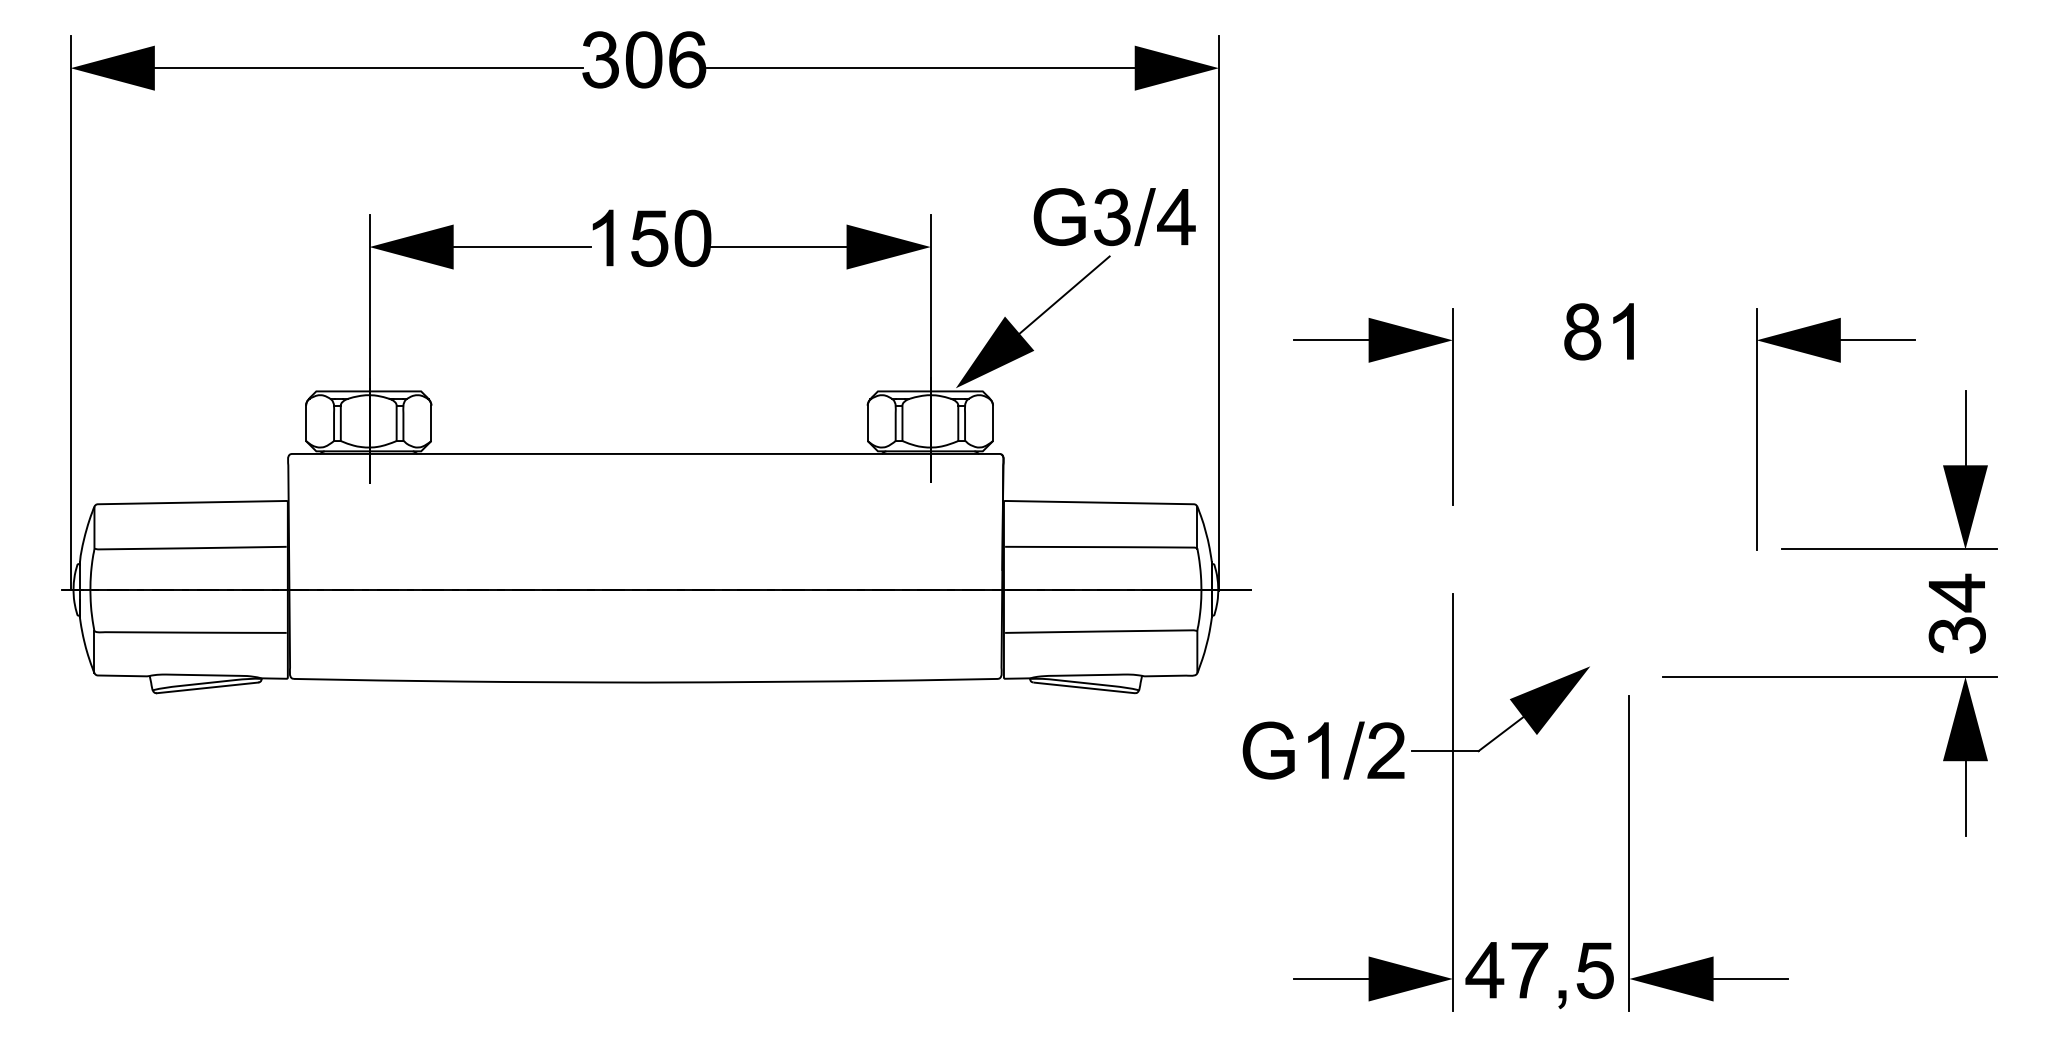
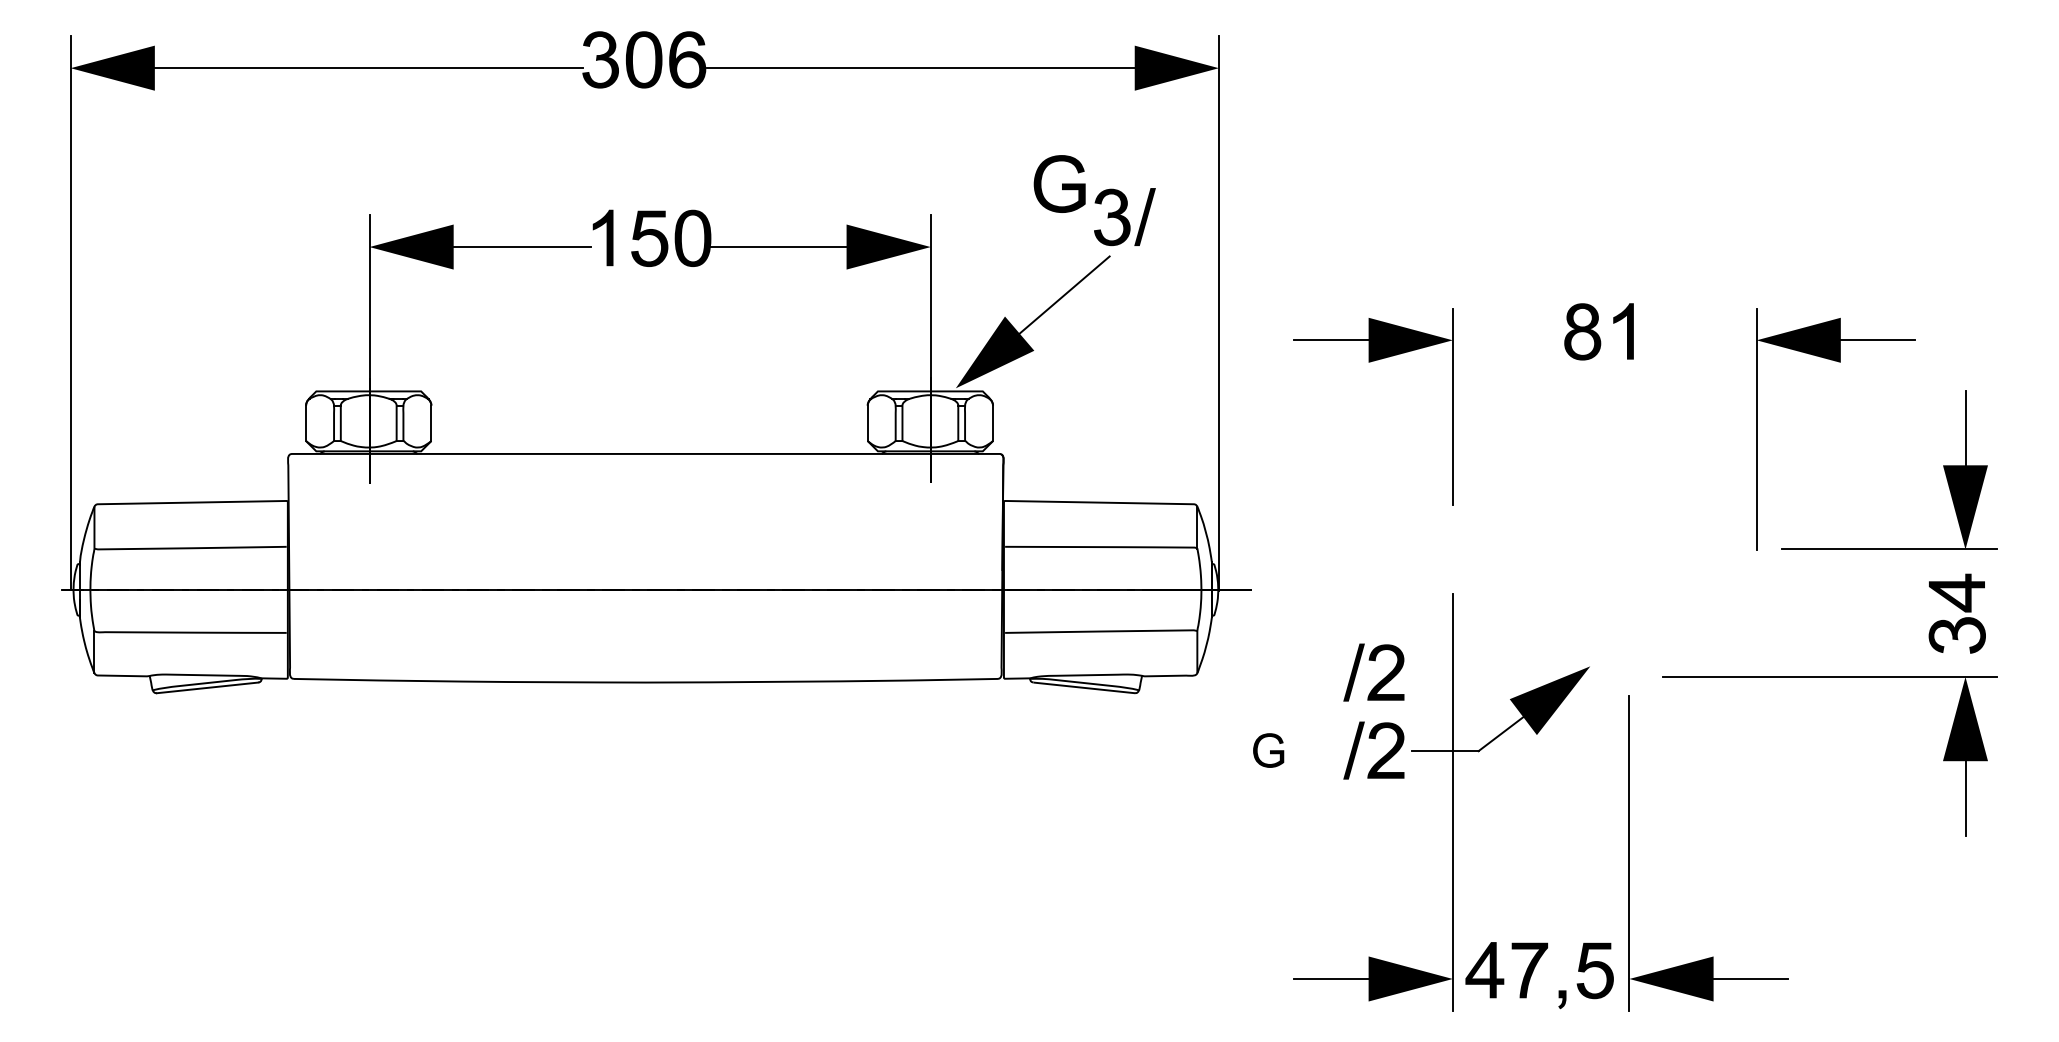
part position: (1059, 216) -> (1059, 183) (1059, 183)
fill: present -> none (1175, 216)
part: none -> present (1380, 680)
part size: 53x59 px -> 32x35 px (1268, 750)
fill: present -> none (1318, 750)
